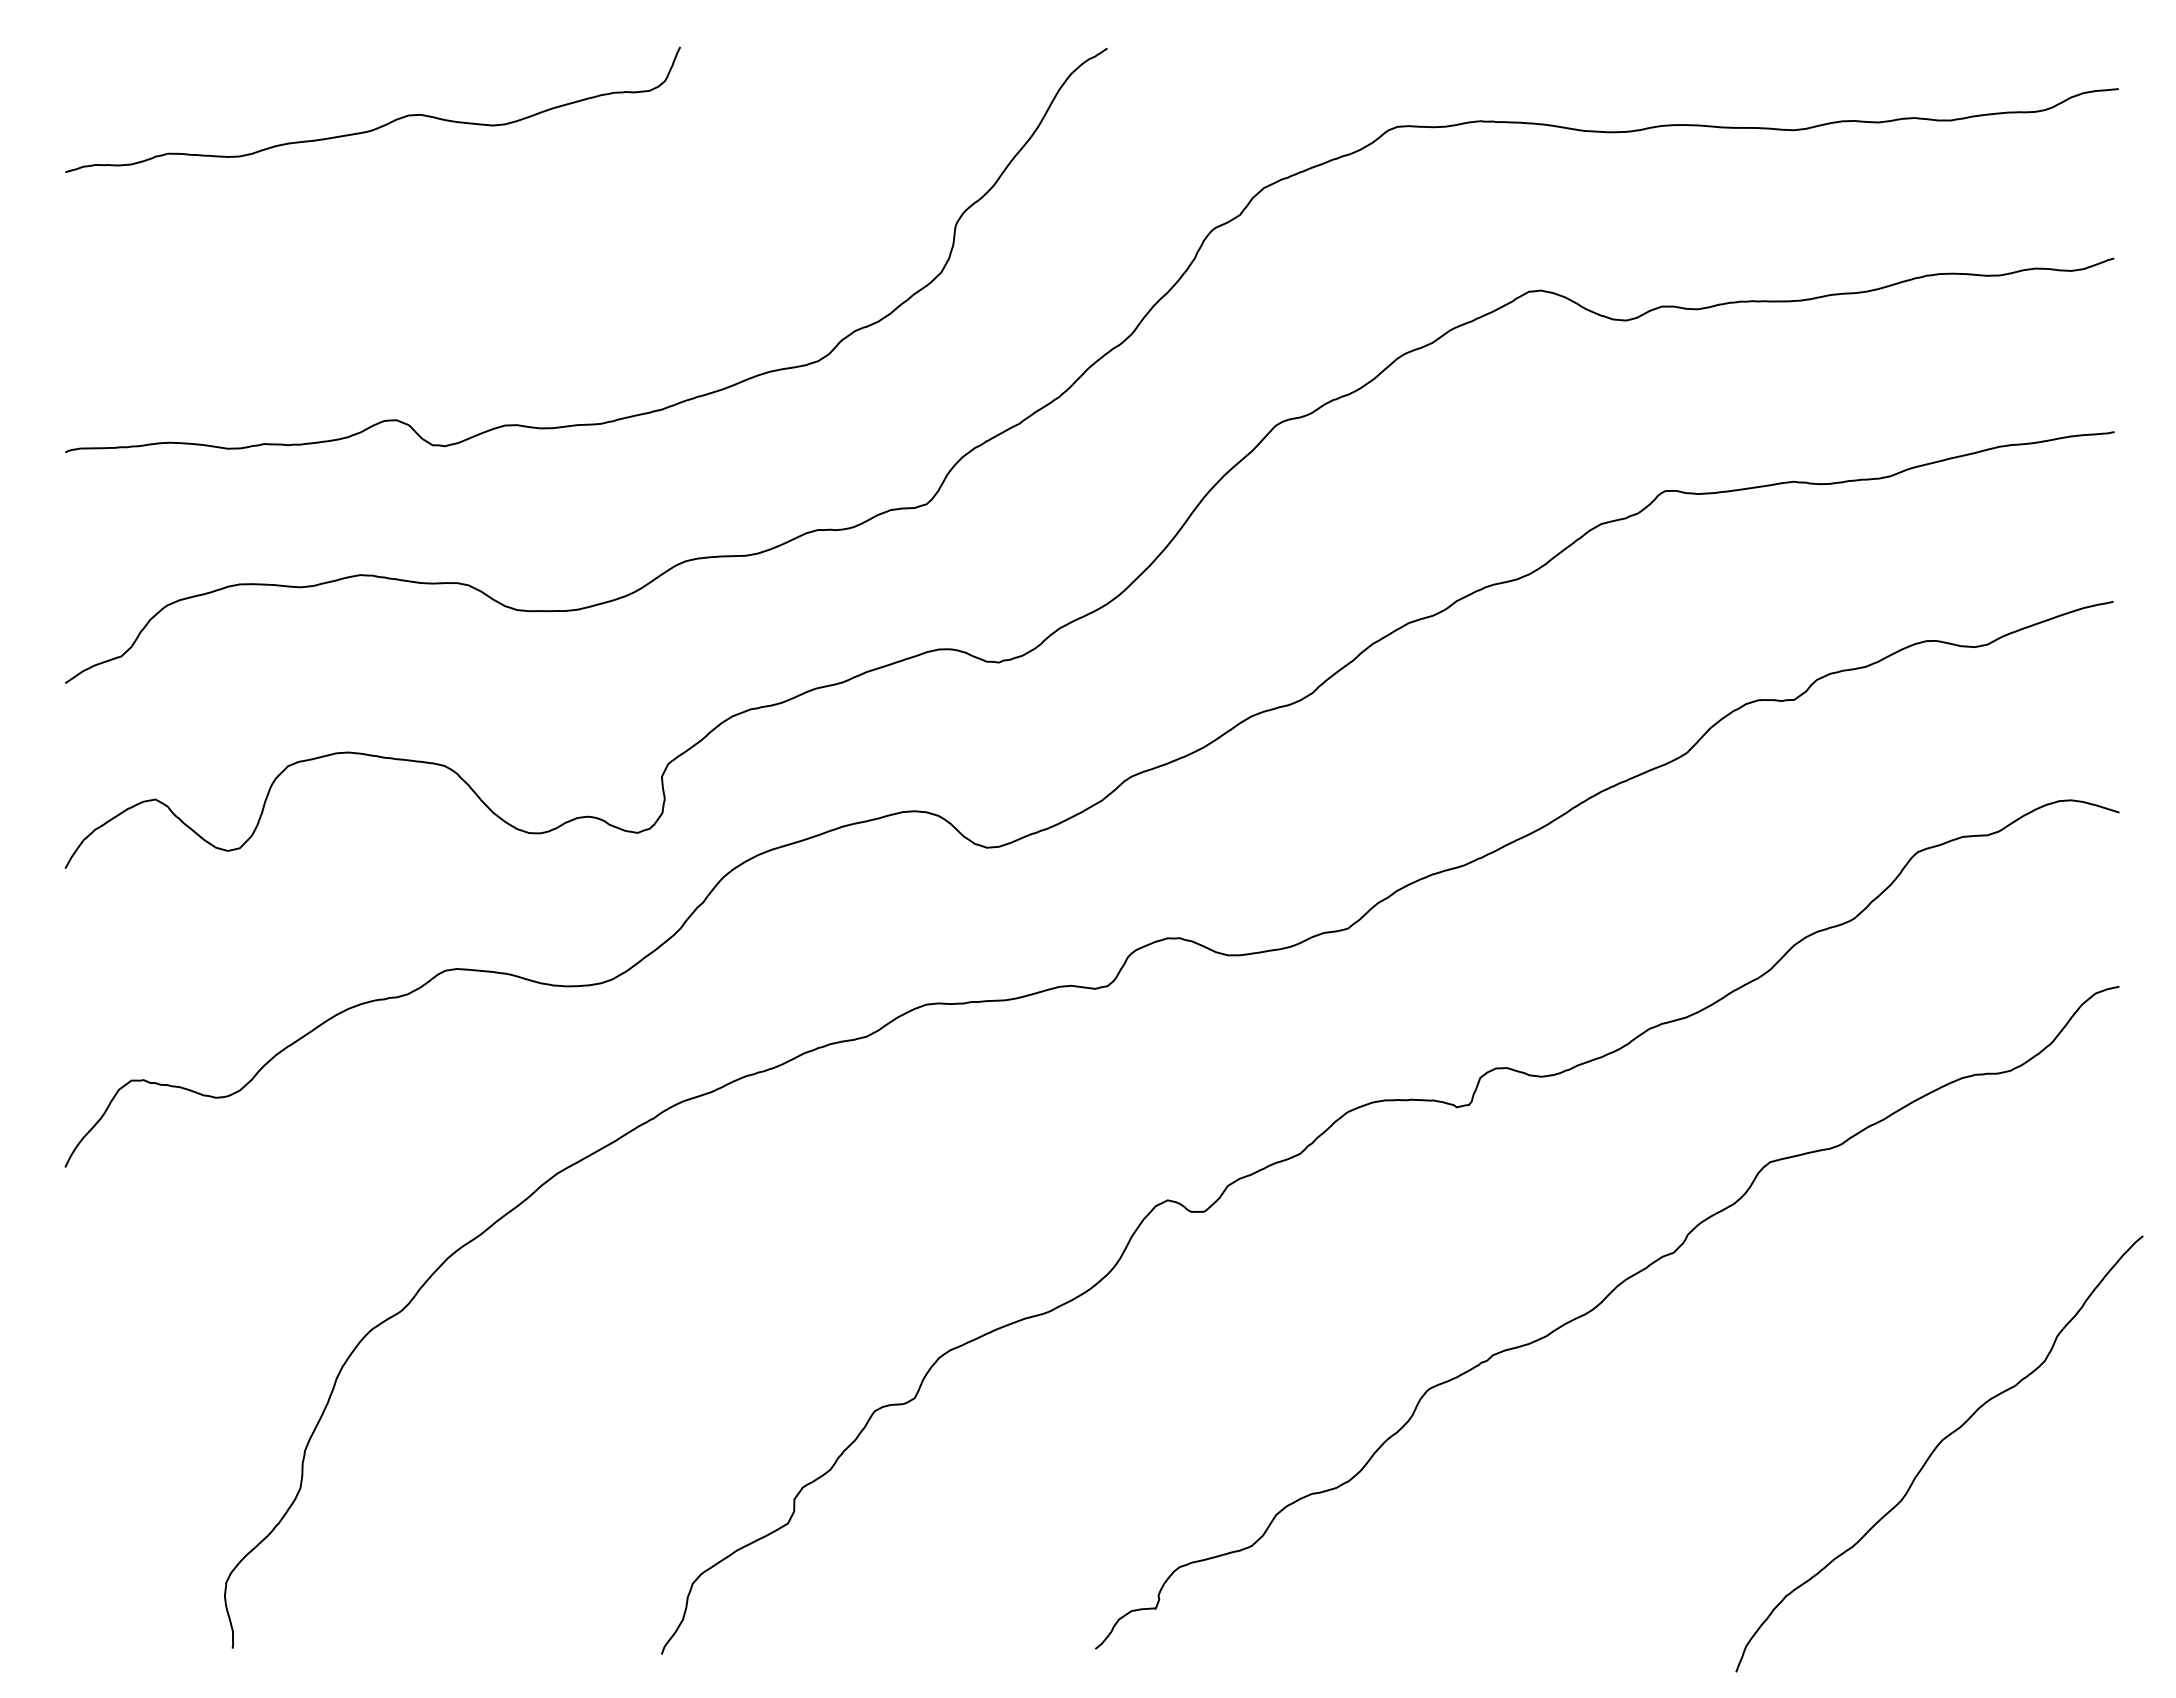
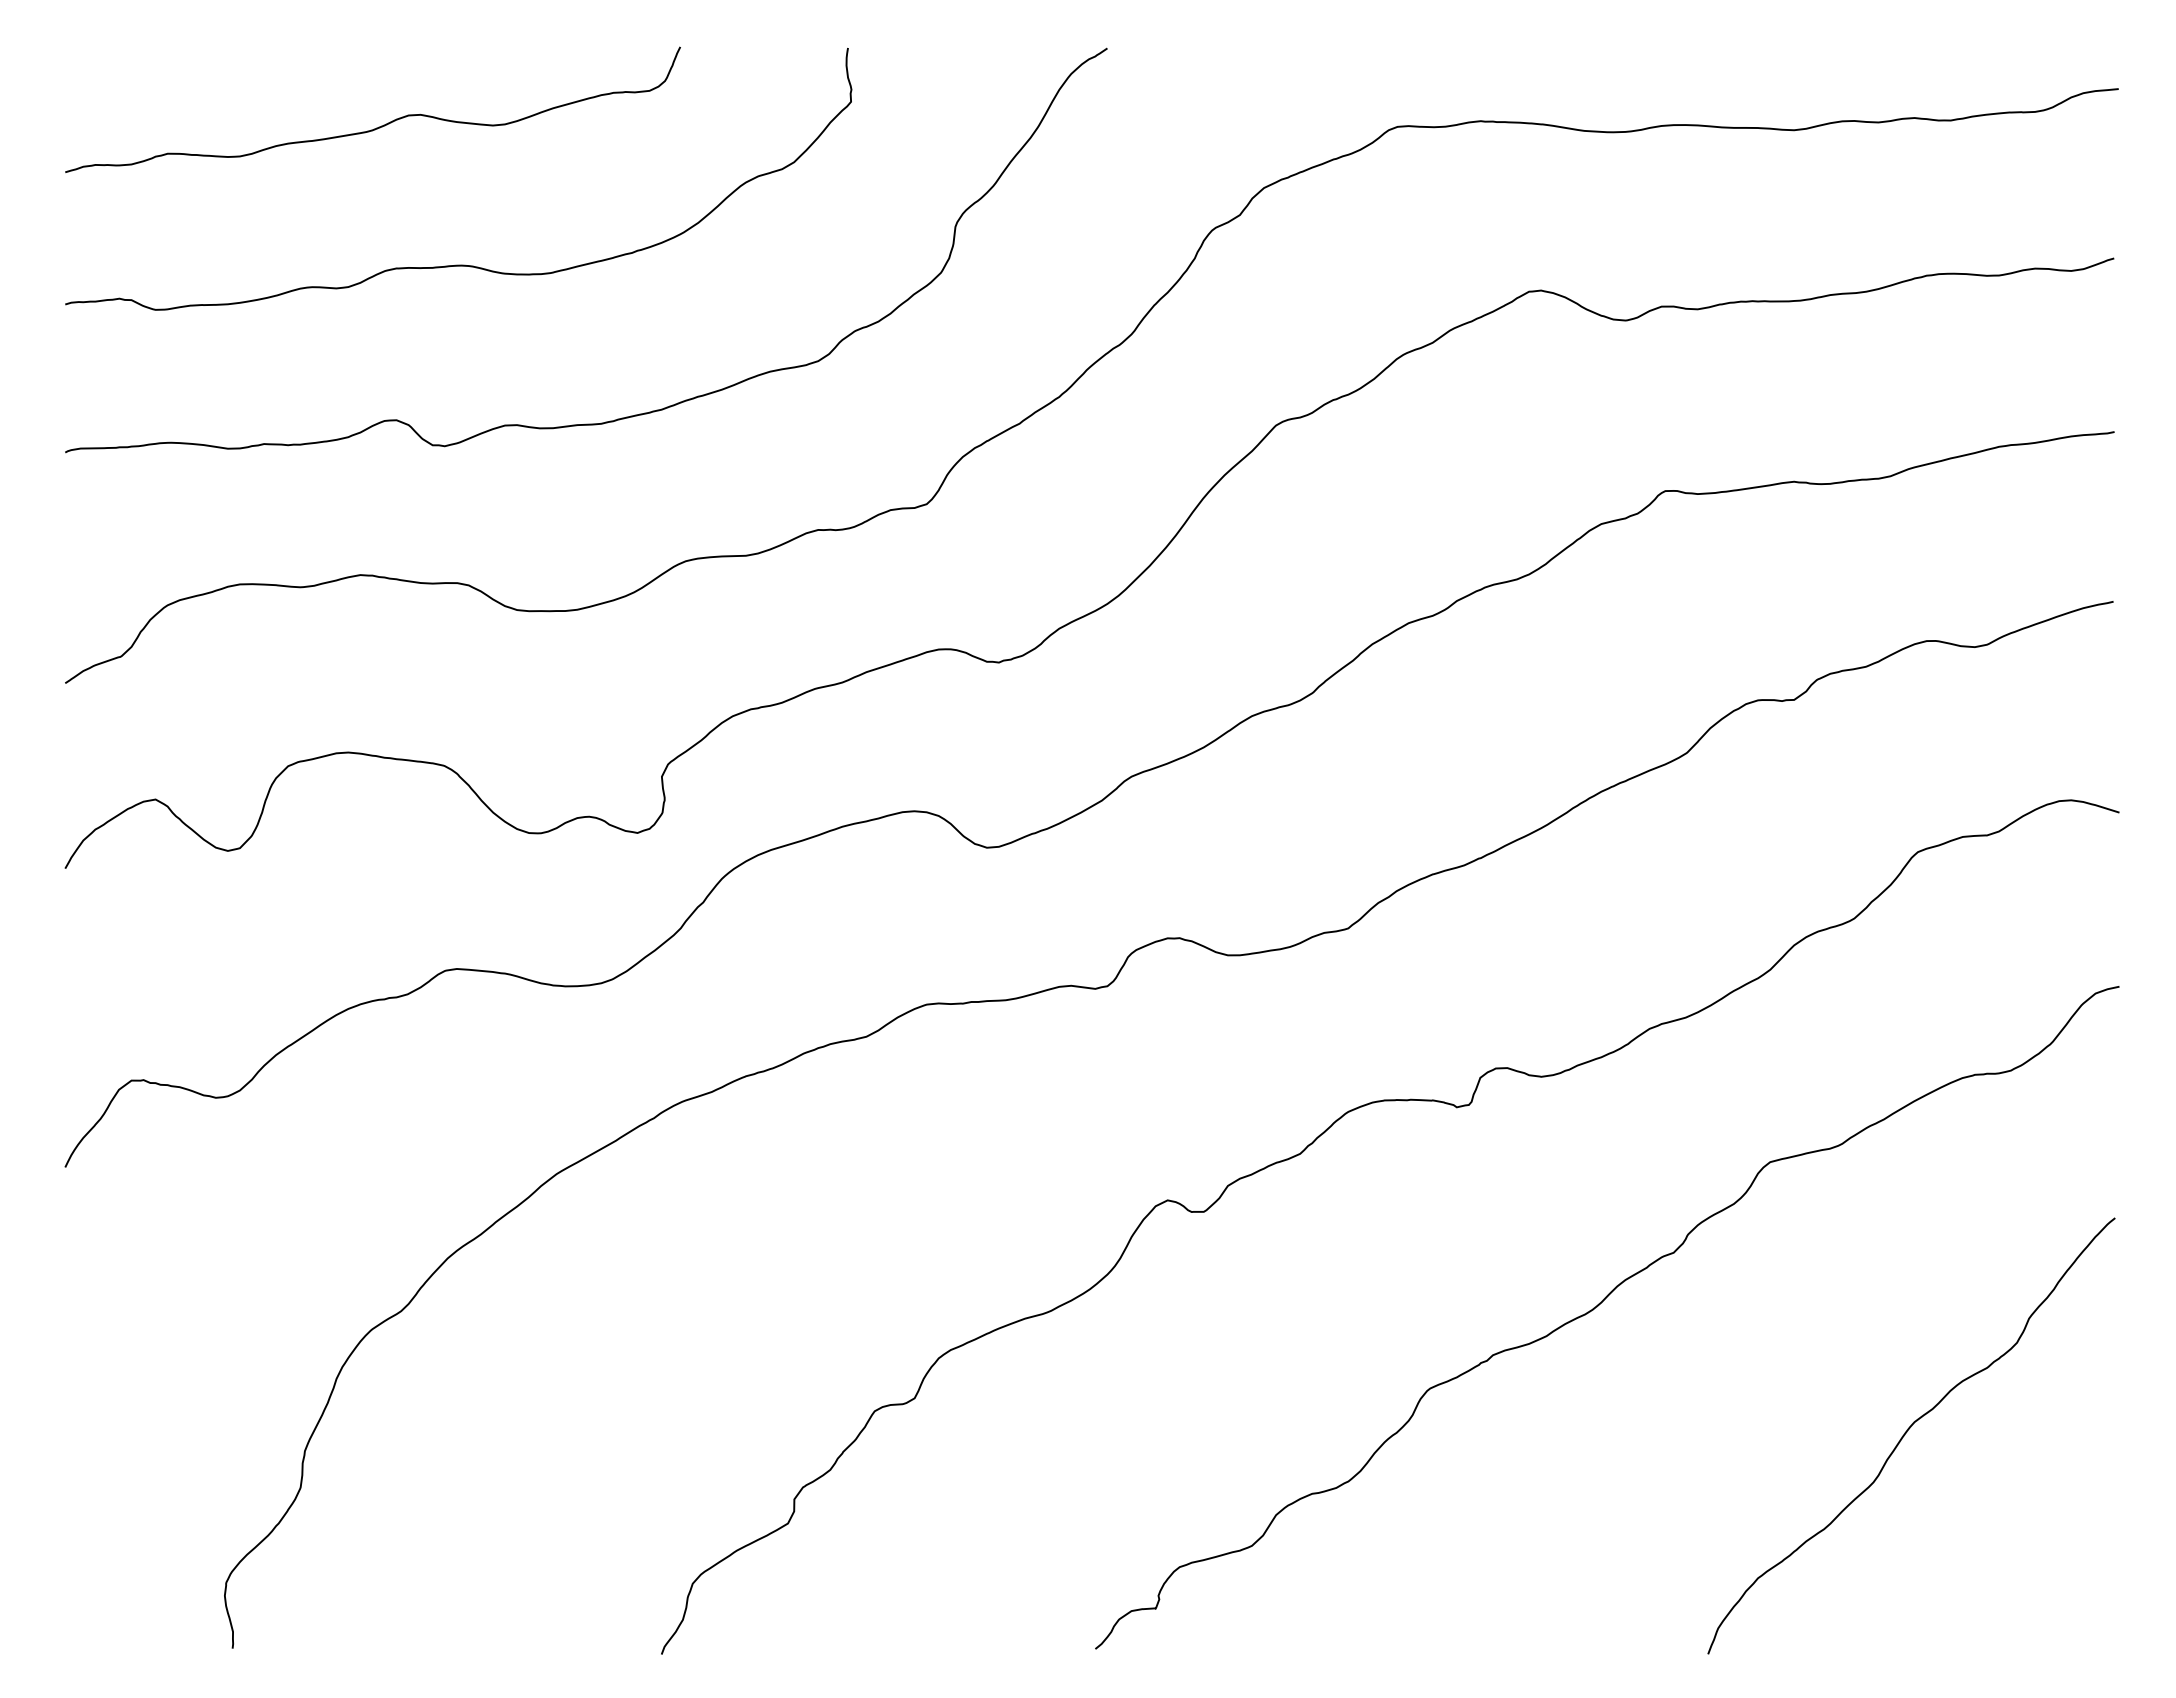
curve: none -> present (458, 264)
curve position: (1935, 1450) -> (1907, 1432) (1907, 1432)
